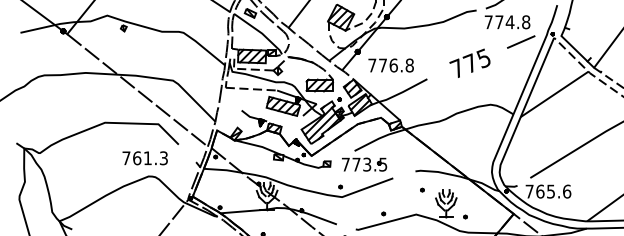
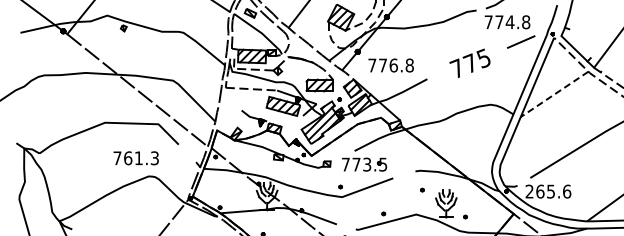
line: solid -> dashed (554, 94)
text position: (144, 158) -> (135, 158) (135, 158)
text: 765.6 -> 265.6 (529, 191)
